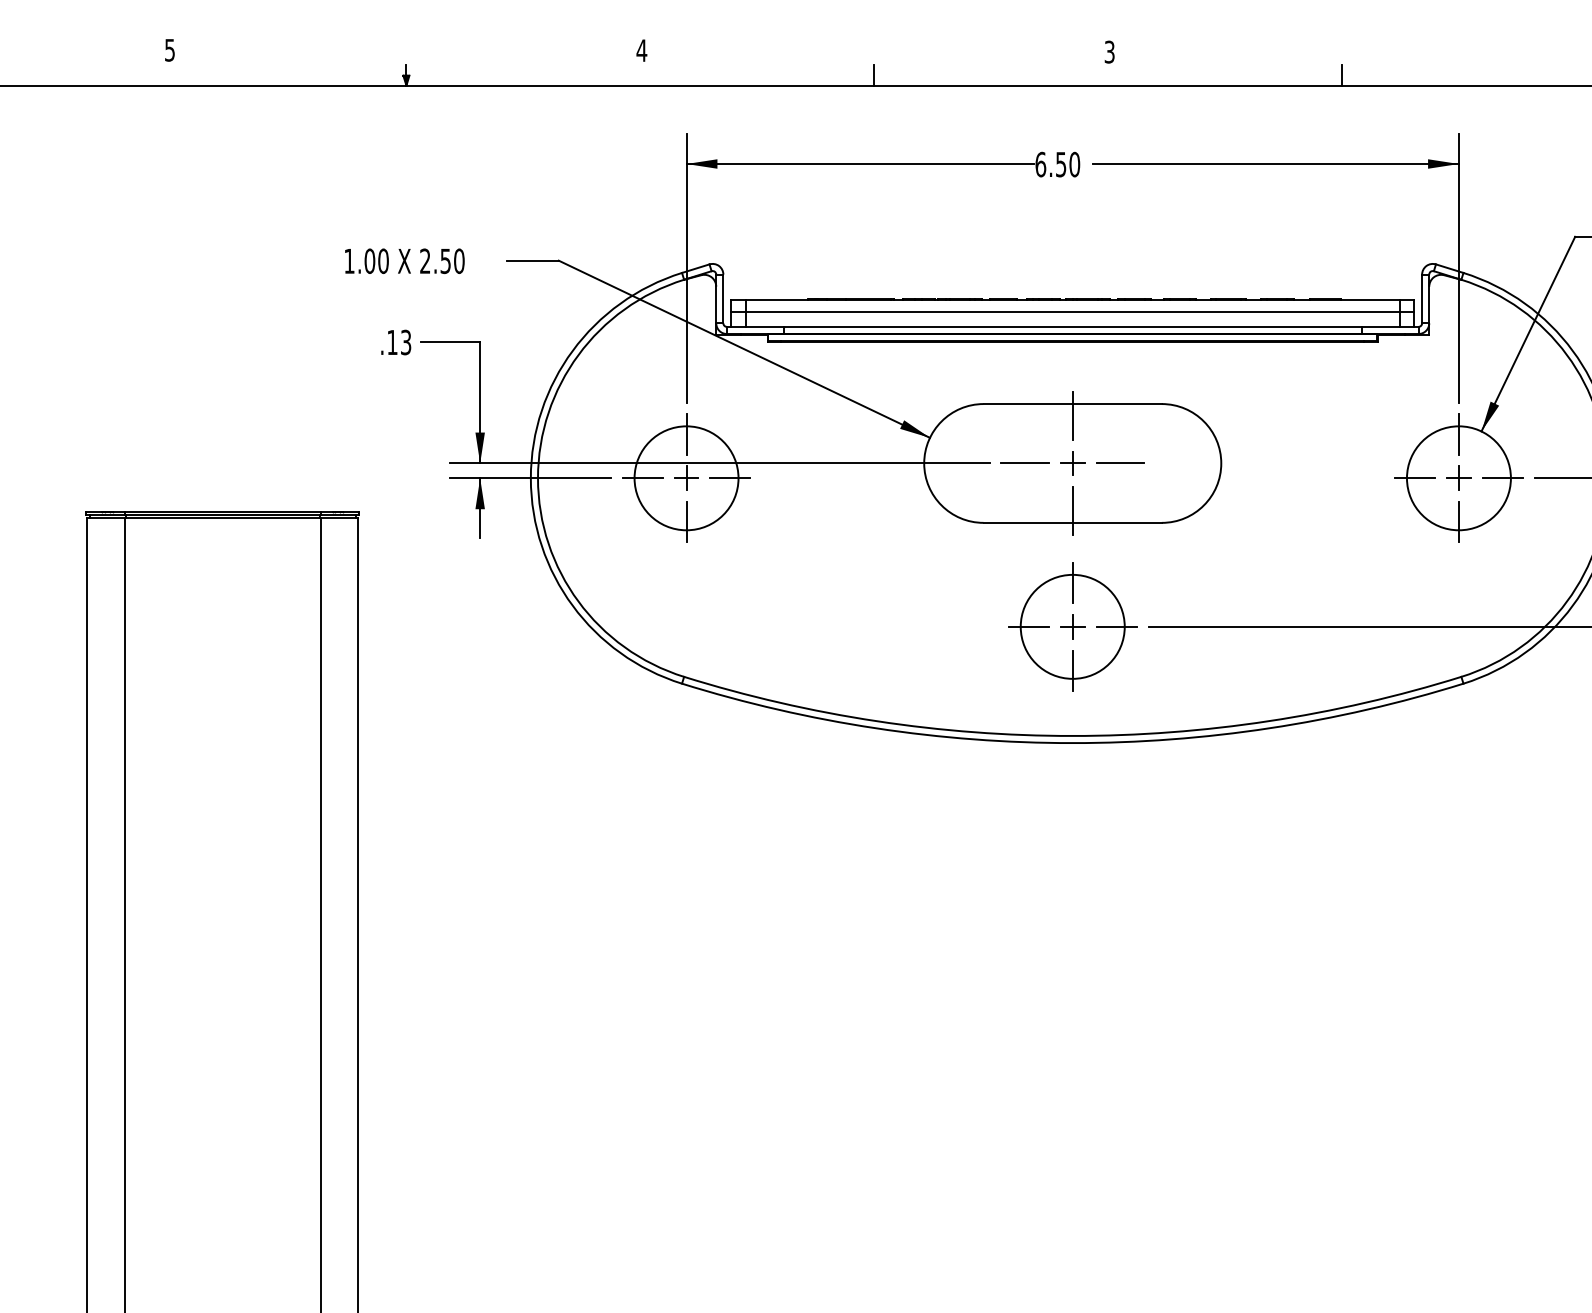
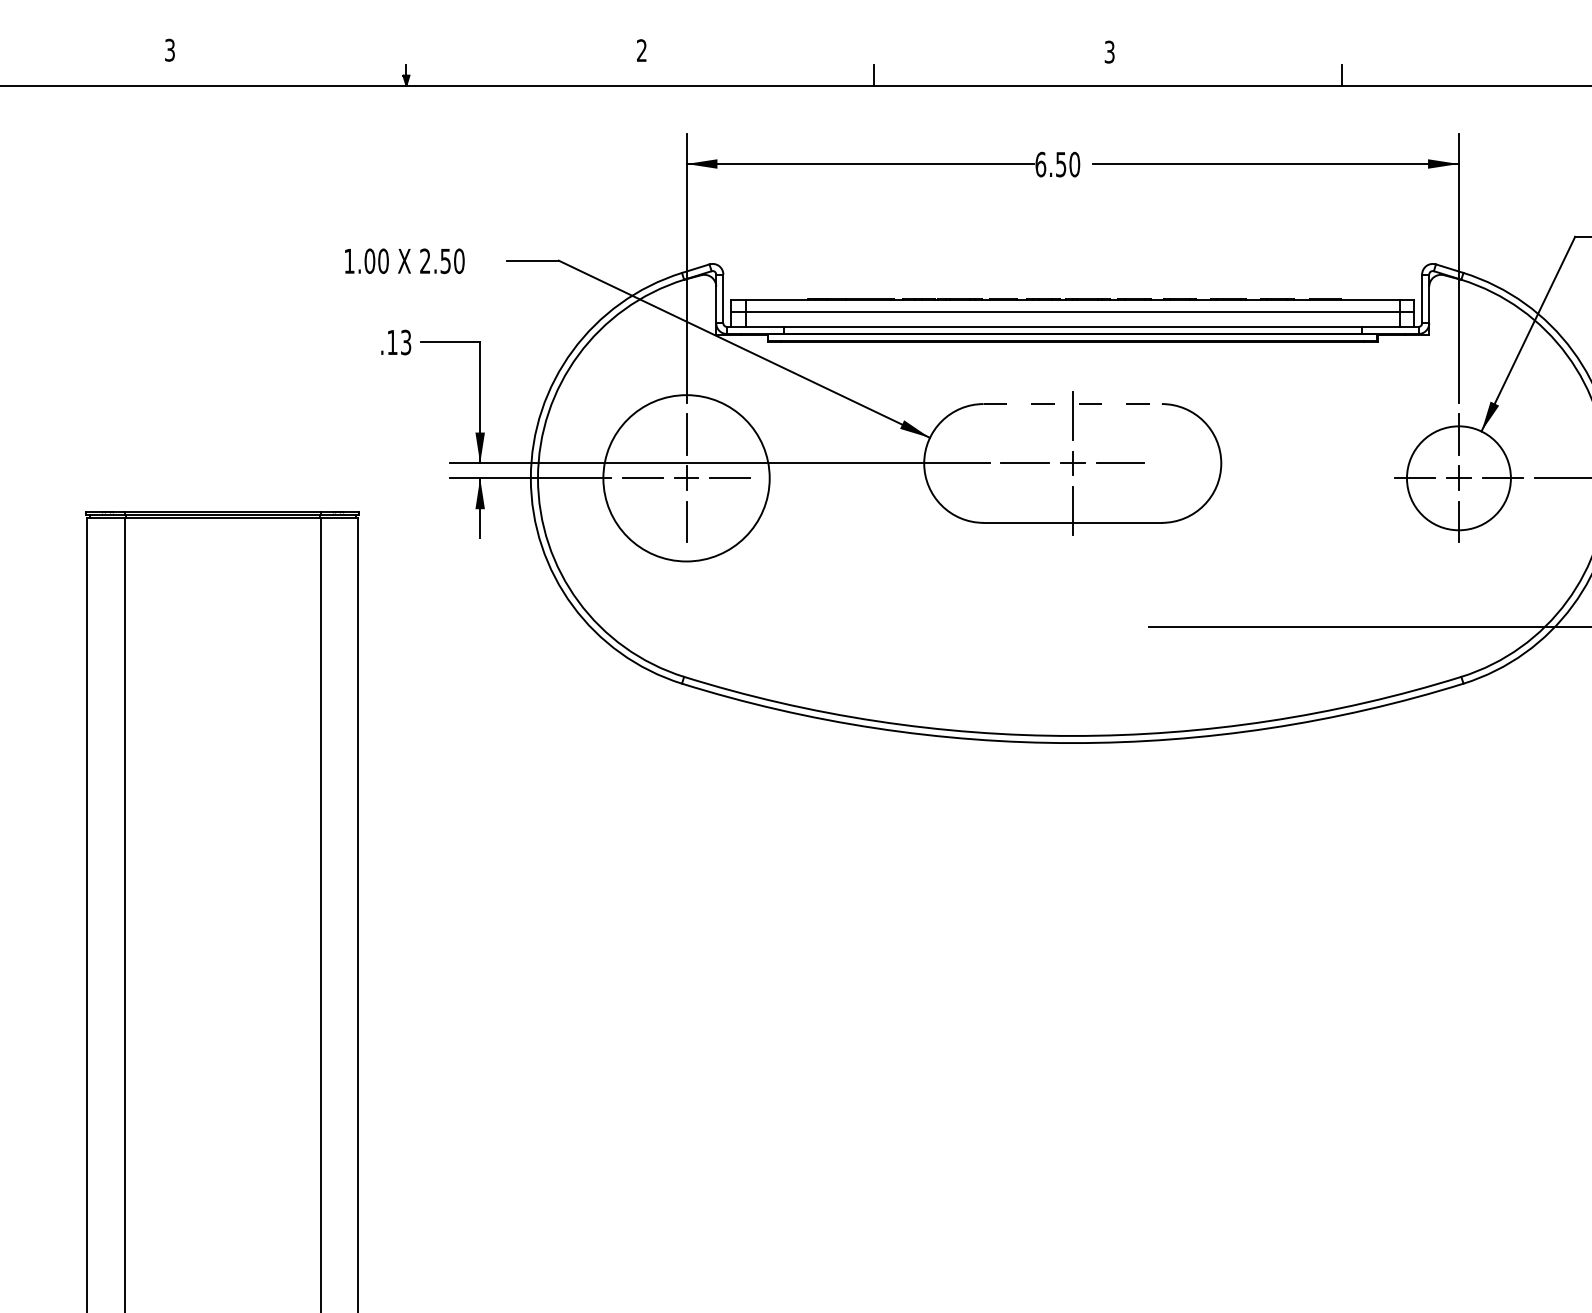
text: 5 -> 3 (169, 49)
text: 4 -> 2 (641, 50)
line: solid -> dashed (1073, 404)
circle diameter: 104 px -> 166 px (686, 478)
part: present -> none (1072, 626)
